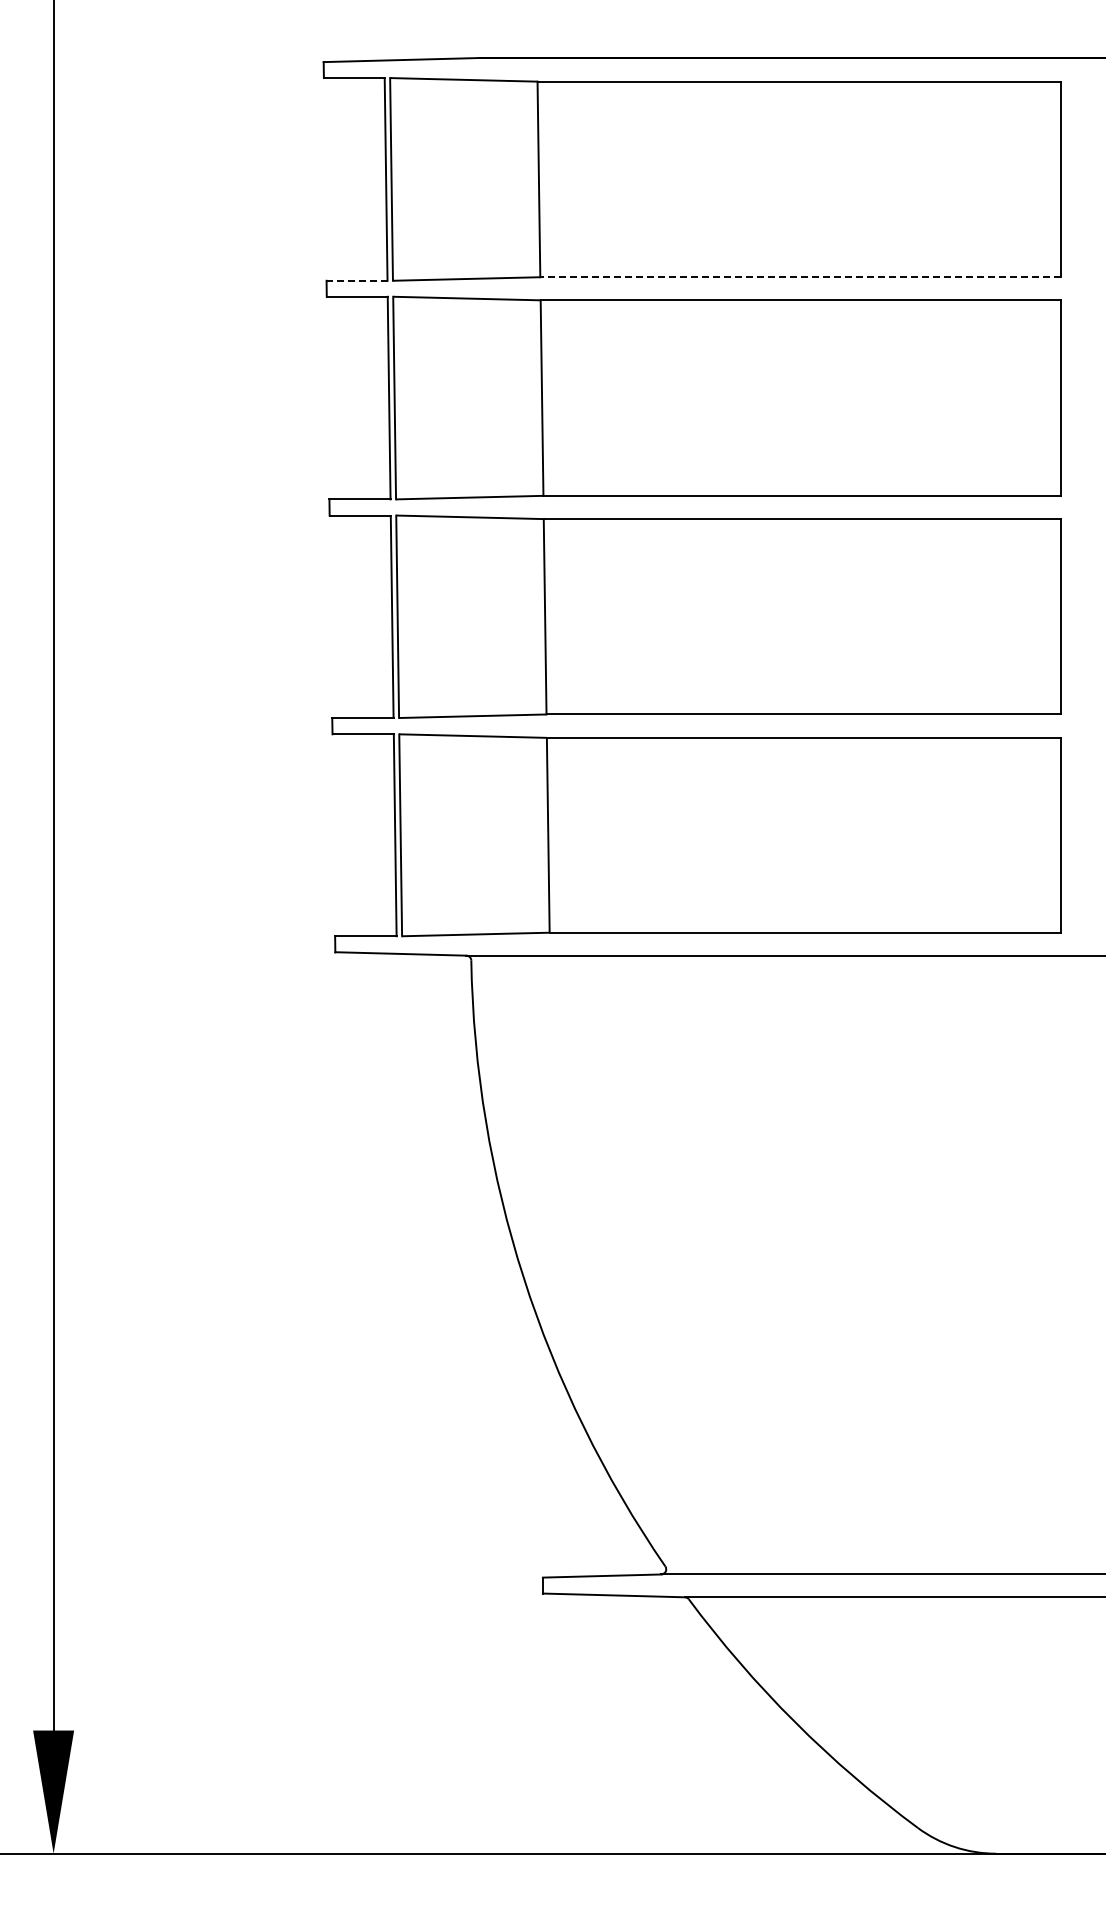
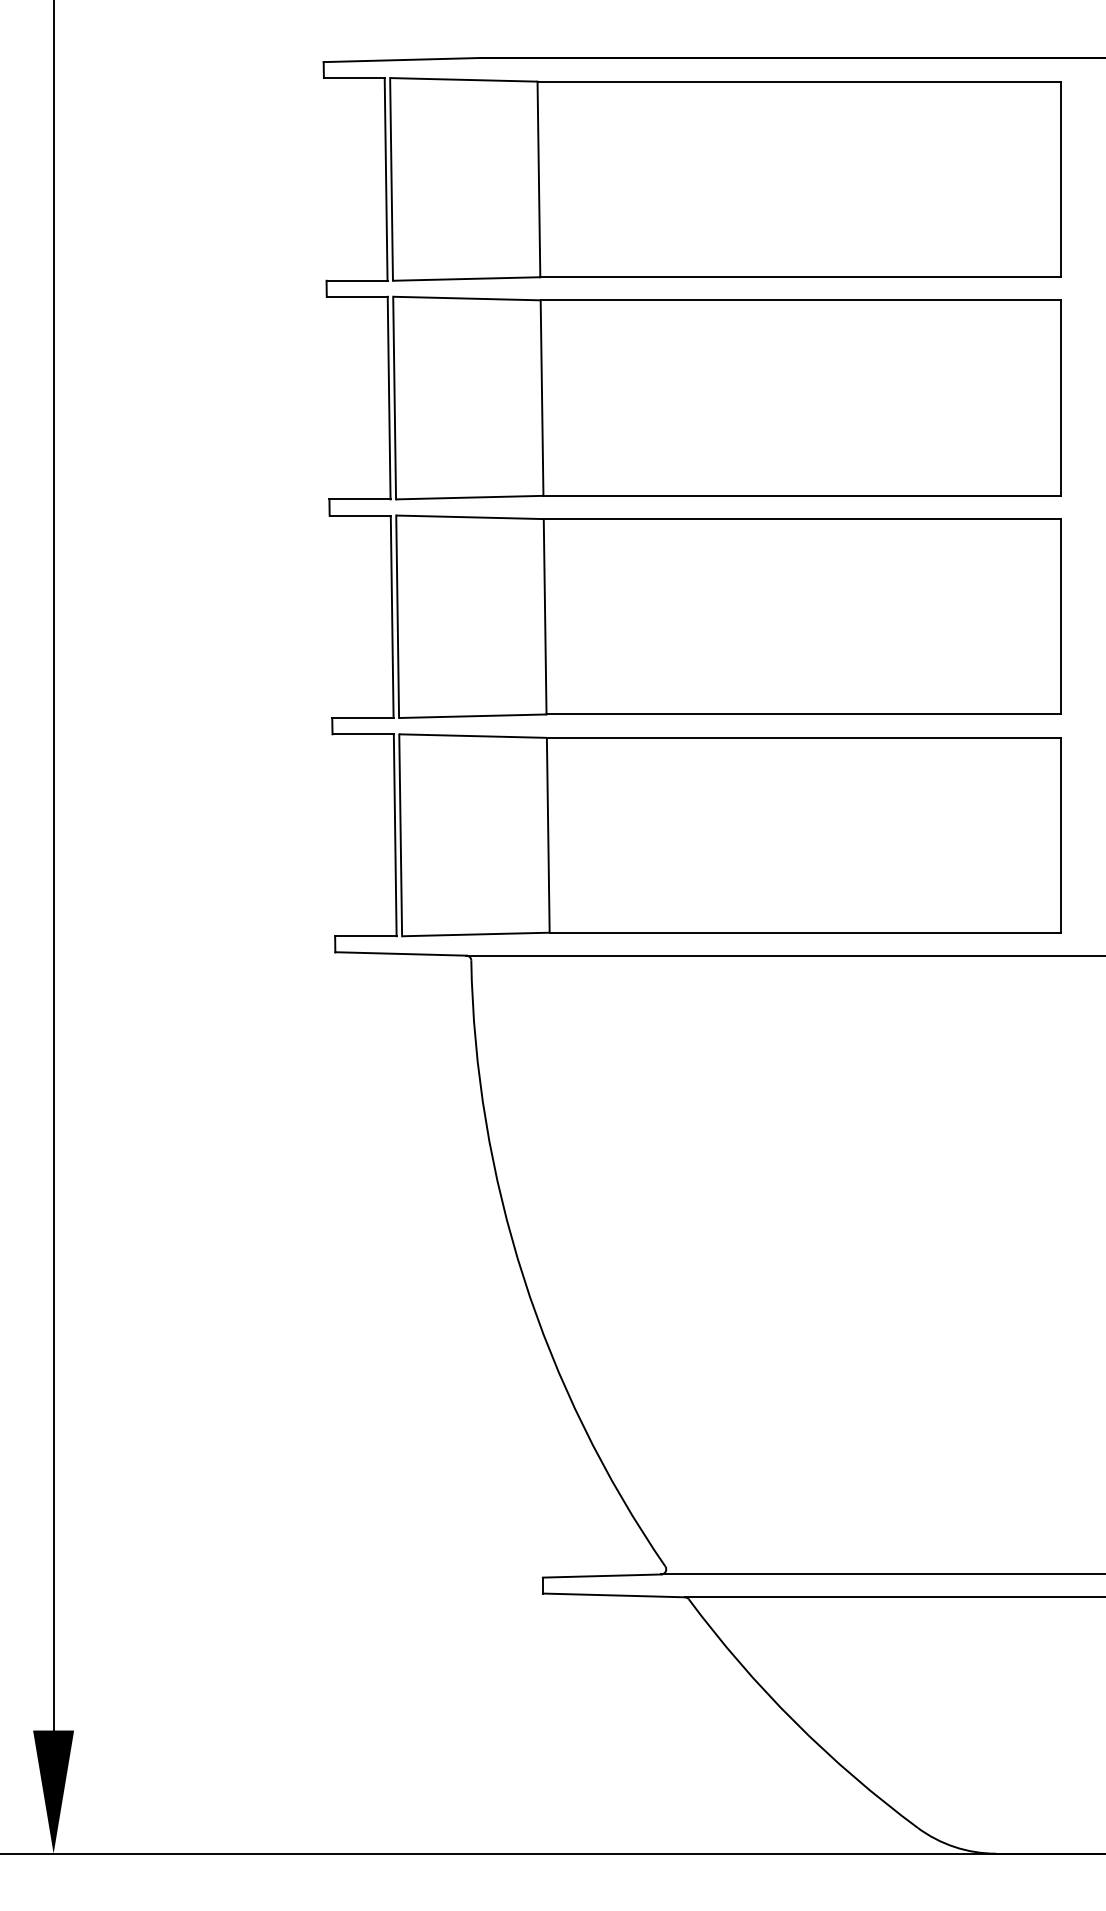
line: dashed -> solid (800, 277)
line: dashed -> solid (356, 280)
